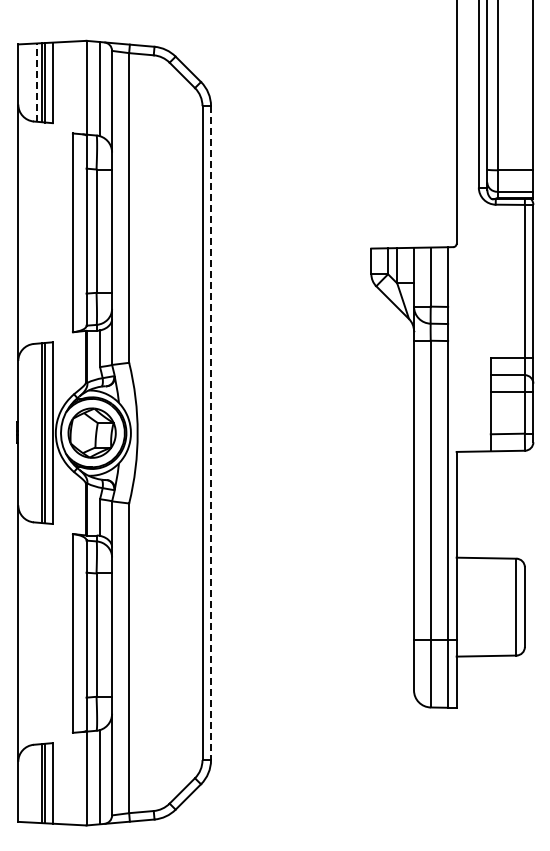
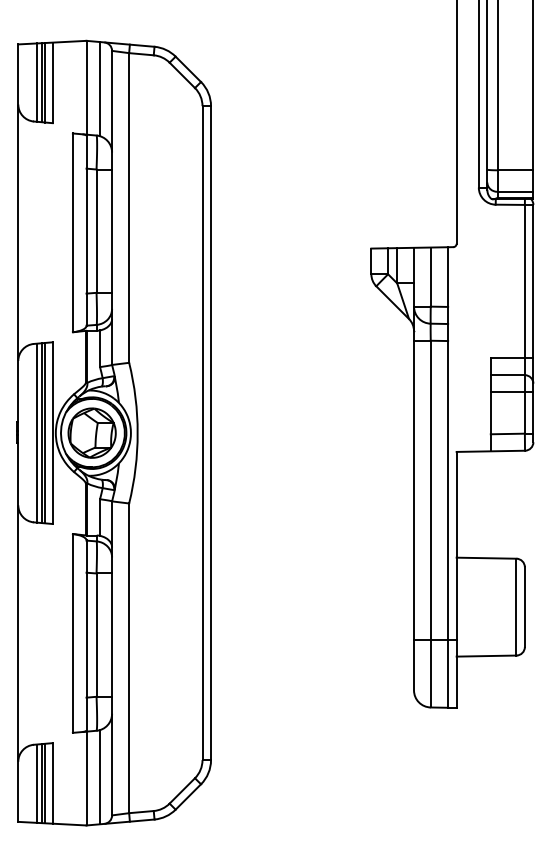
line: dashed -> solid (37, 82)
line: none -> present (37, 432)
line: dashed -> solid (211, 433)
line: none -> present (37, 783)
